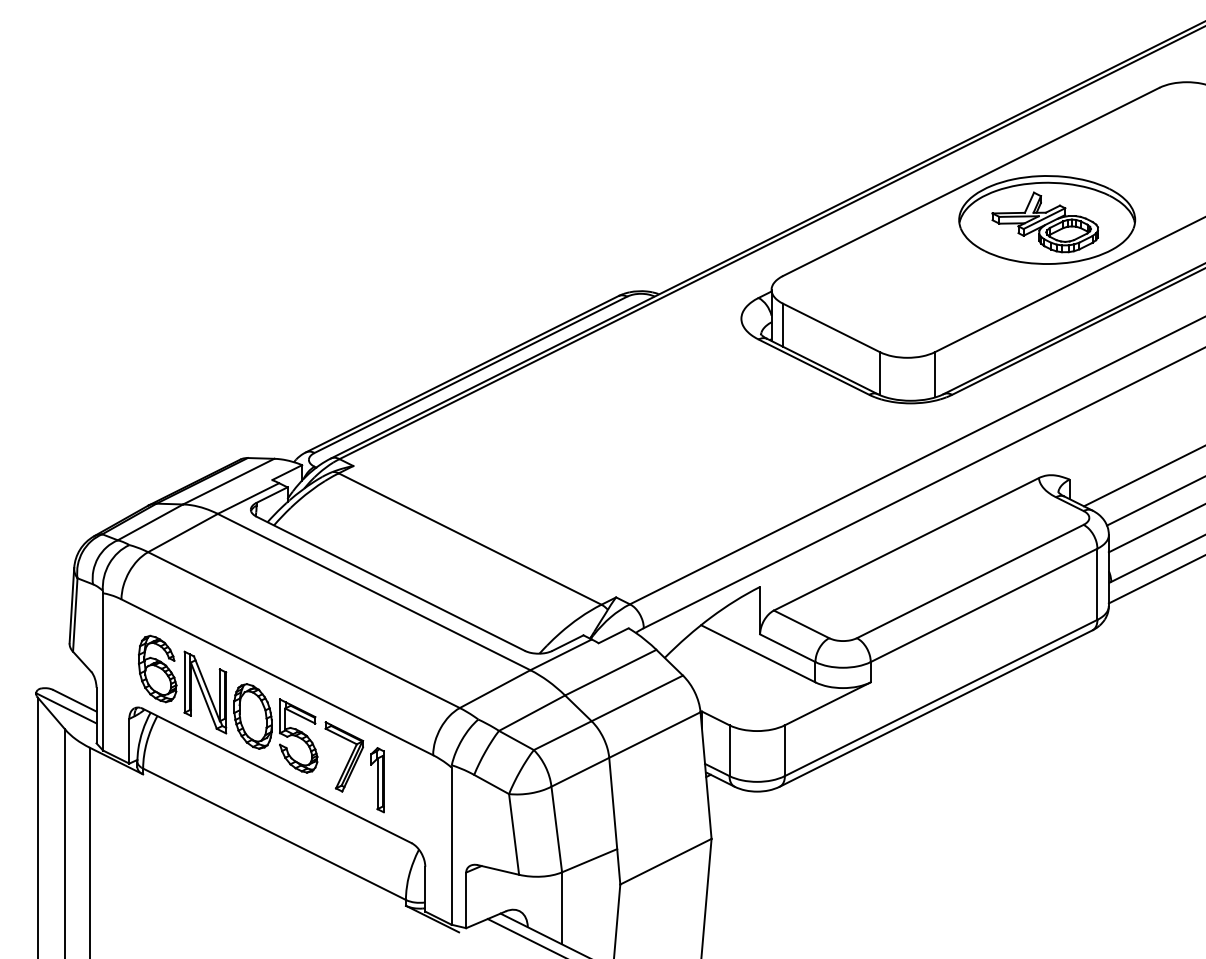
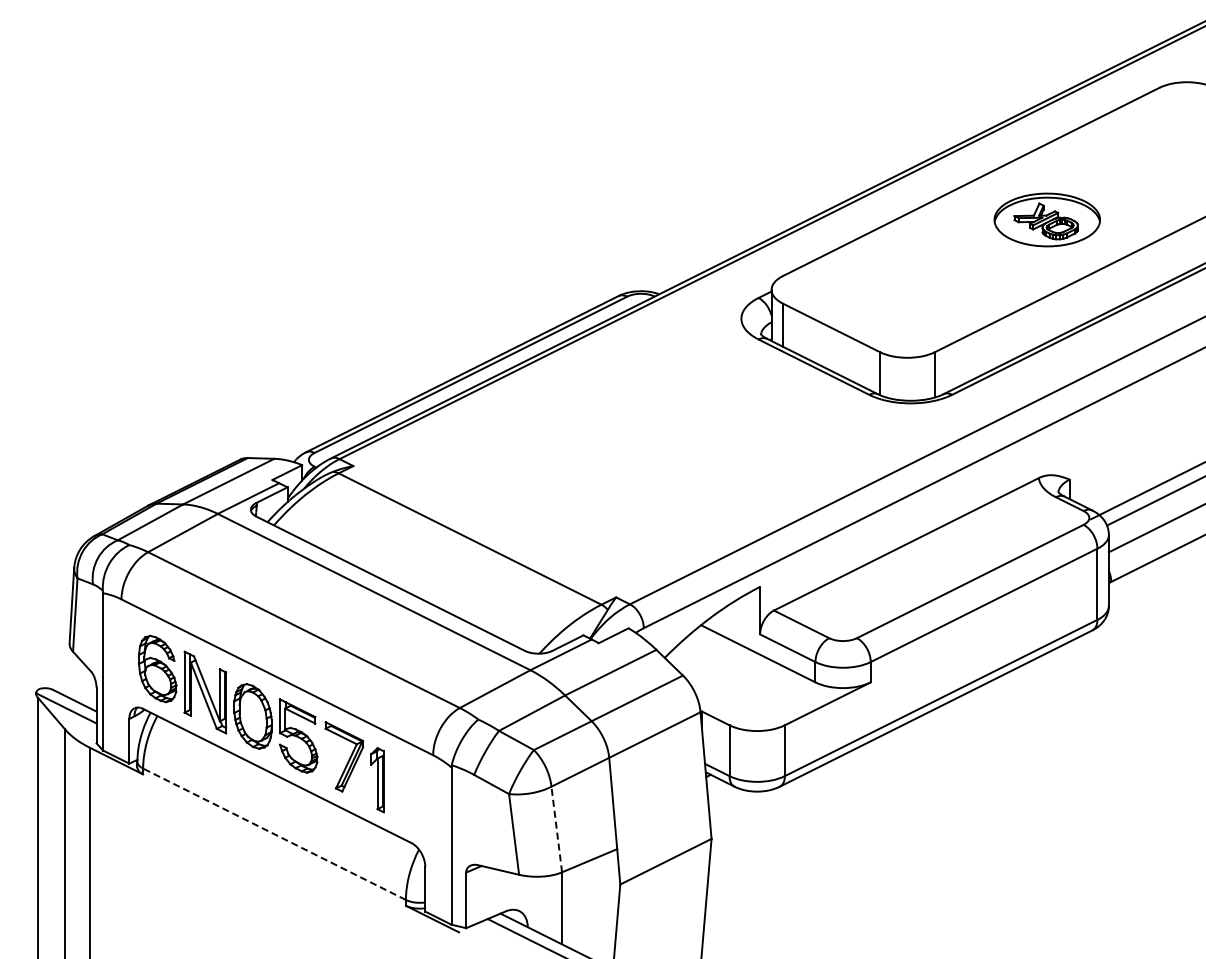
part size: 179x90 px -> 108x56 px (1046, 219)
line position: (1143, 476) -> (1146, 491) (1146, 491)
line: present -> none (1155, 579)
line: solid -> dashed (556, 829)
line: solid -> dashed (274, 834)
